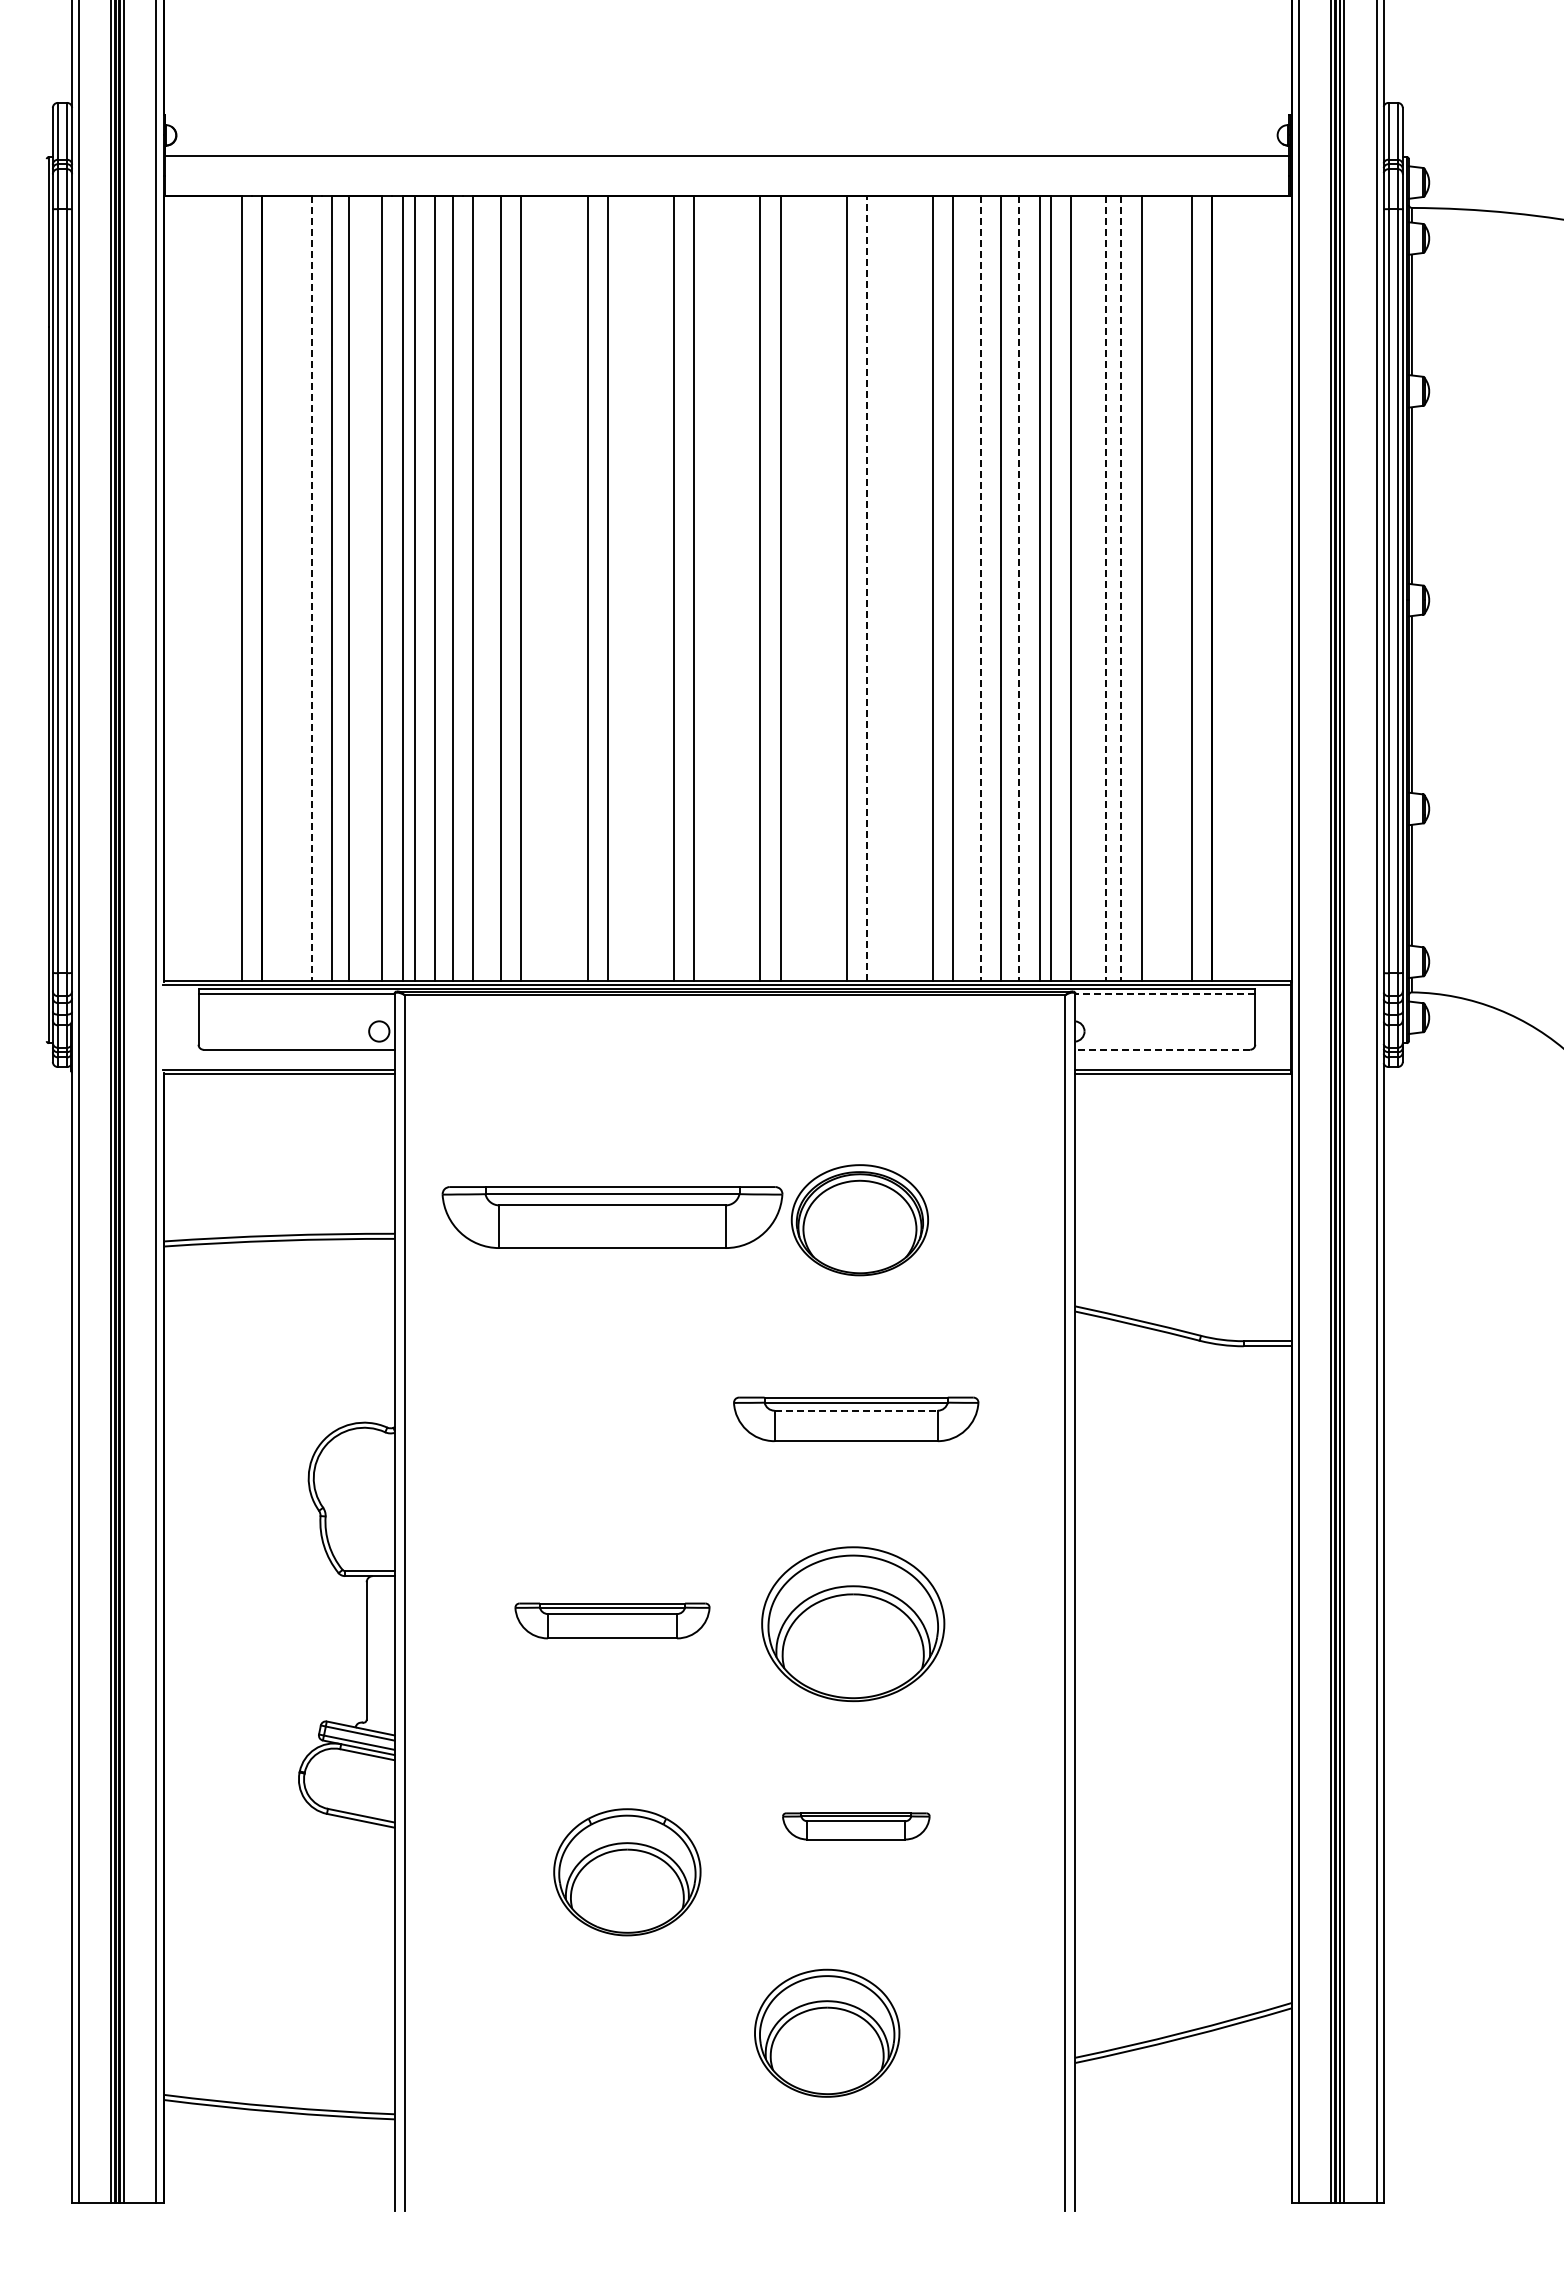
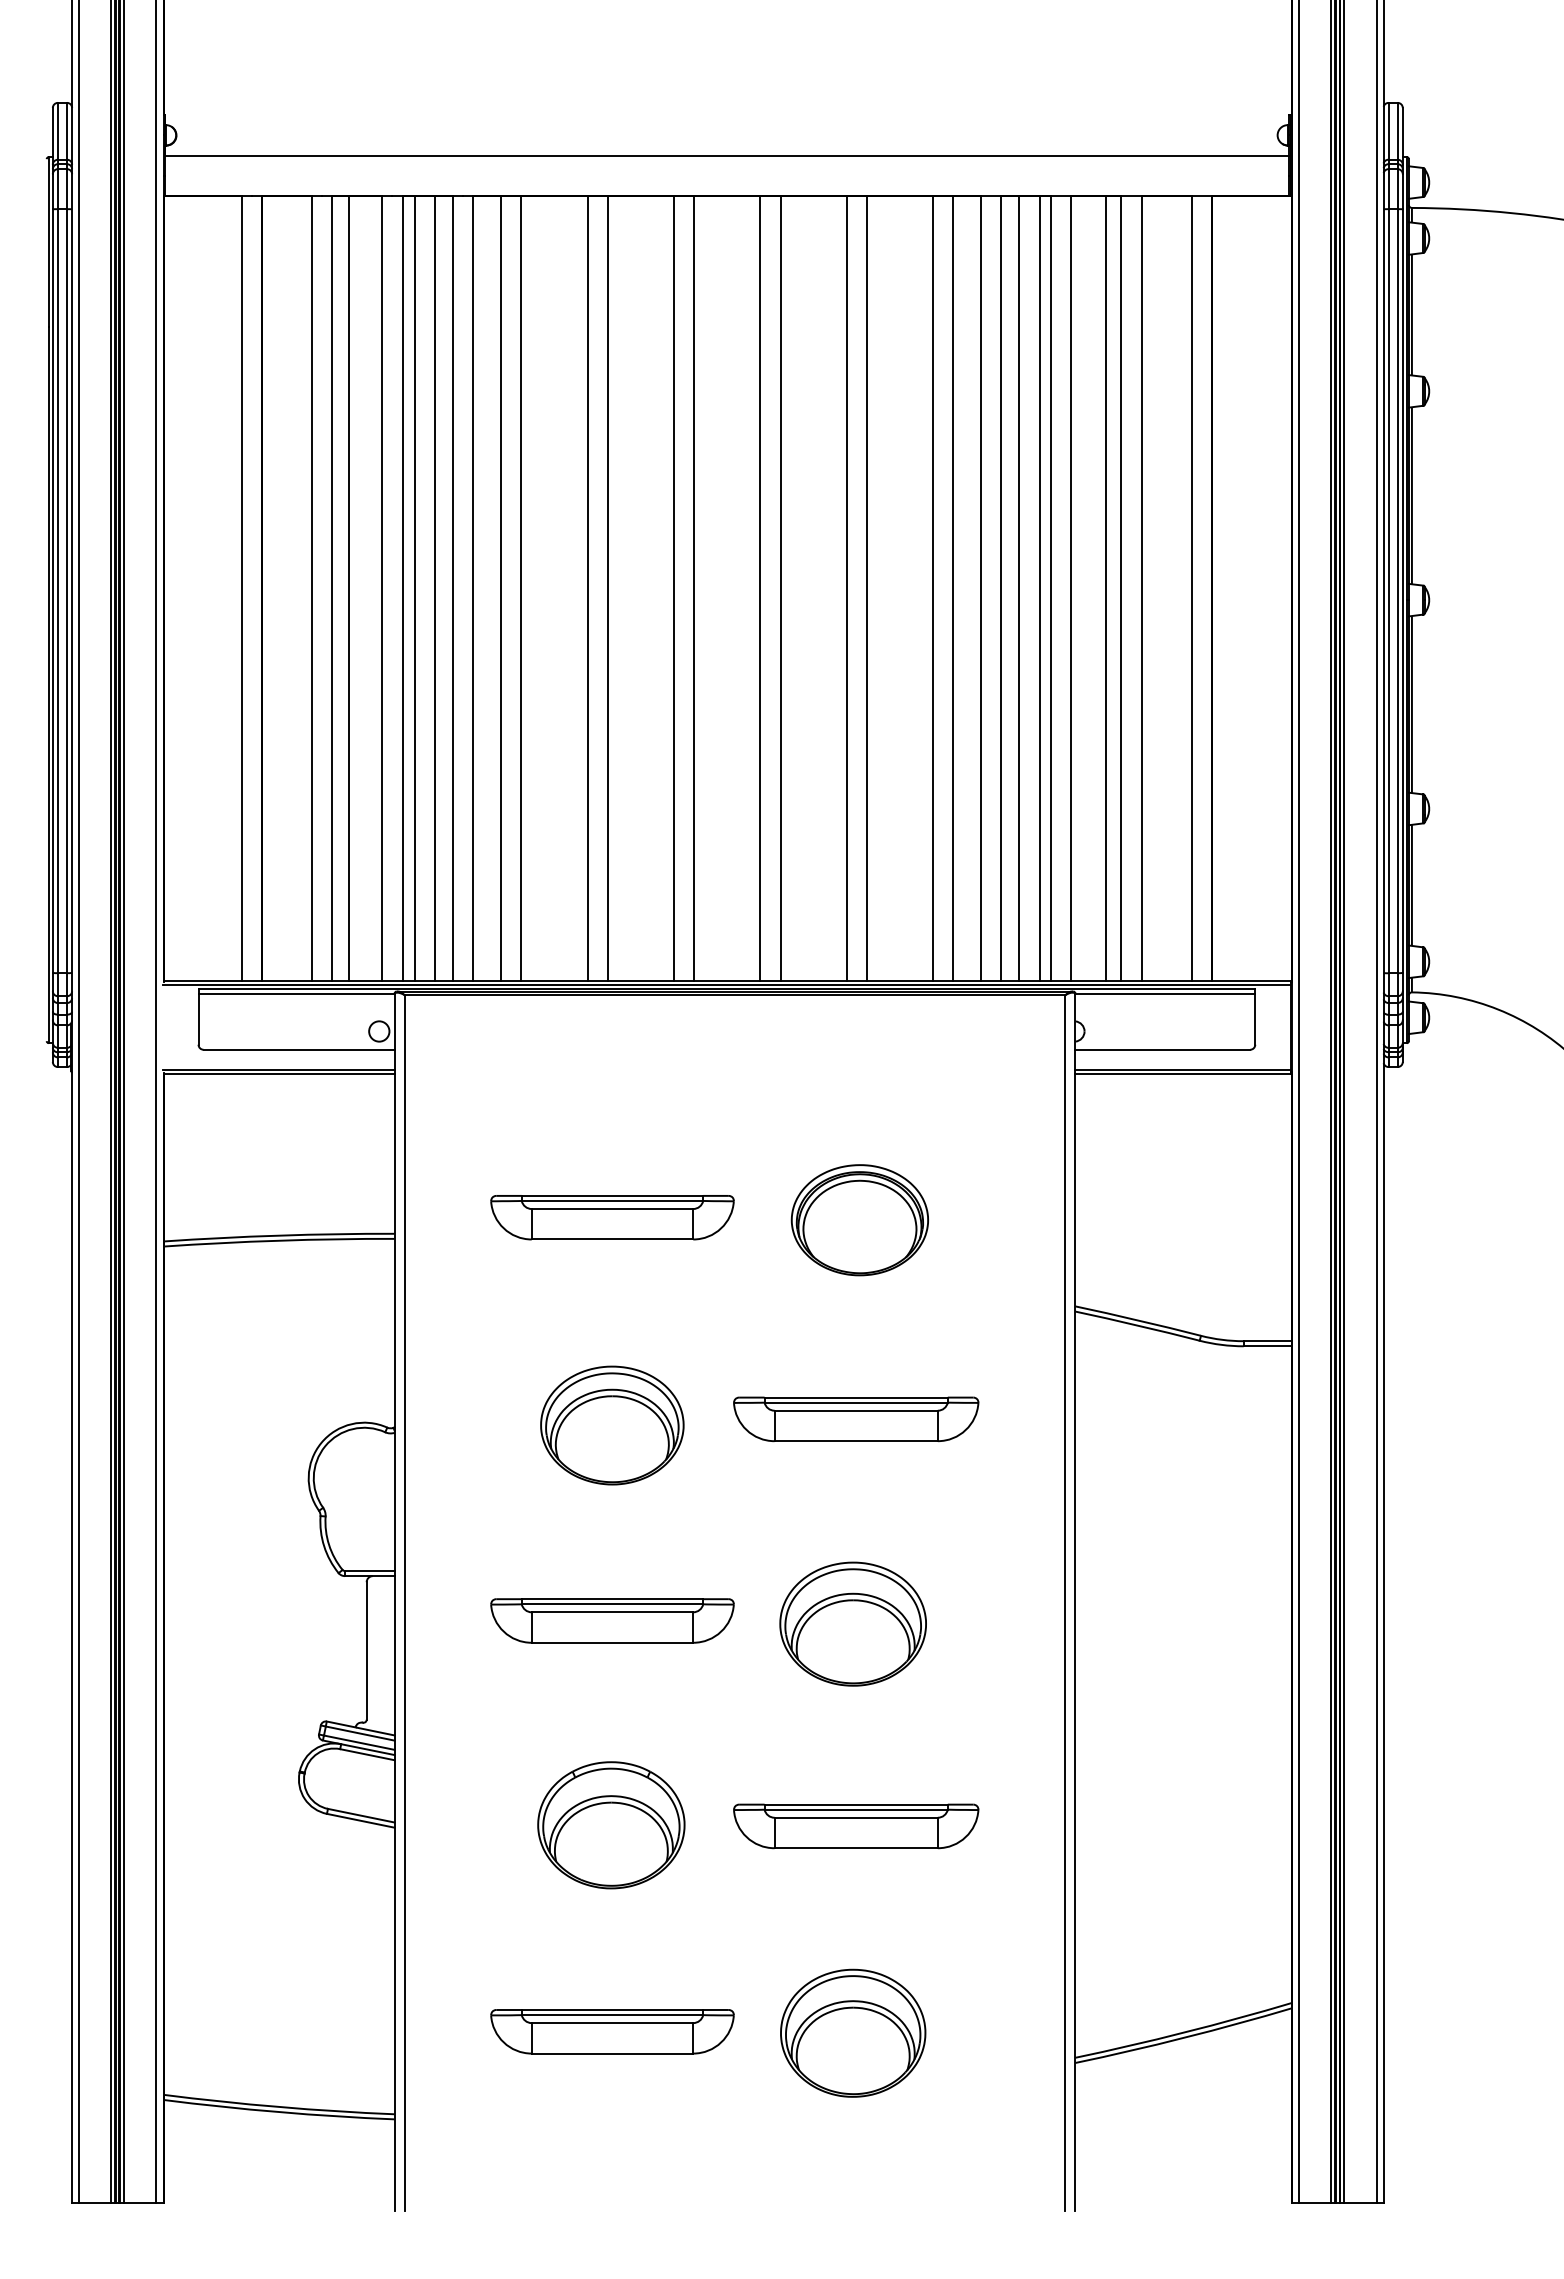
line: dashed -> solid (866, 588)
line: dashed -> solid (311, 589)
line: dashed -> solid (980, 589)
line: dashed -> solid (1019, 589)
line: dashed -> solid (1105, 589)
line: dashed -> solid (1121, 589)
line: dashed -> solid (1165, 993)
line: dashed -> solid (1162, 1049)
part size: 343x63 px -> 245x46 px (612, 1217)
line: dashed -> solid (856, 1410)
part: none -> present (612, 1425)
part size: 197x38 px -> 245x46 px (612, 1620)
part size: 185x157 px -> 148x126 px (852, 1623)
part size: 149x29 px -> 247x47 px (856, 1826)
part position: (627, 1872) -> (611, 1825) (611, 1825)
part: none -> present (612, 2031)
part position: (827, 2032) -> (853, 2032) (853, 2032)
